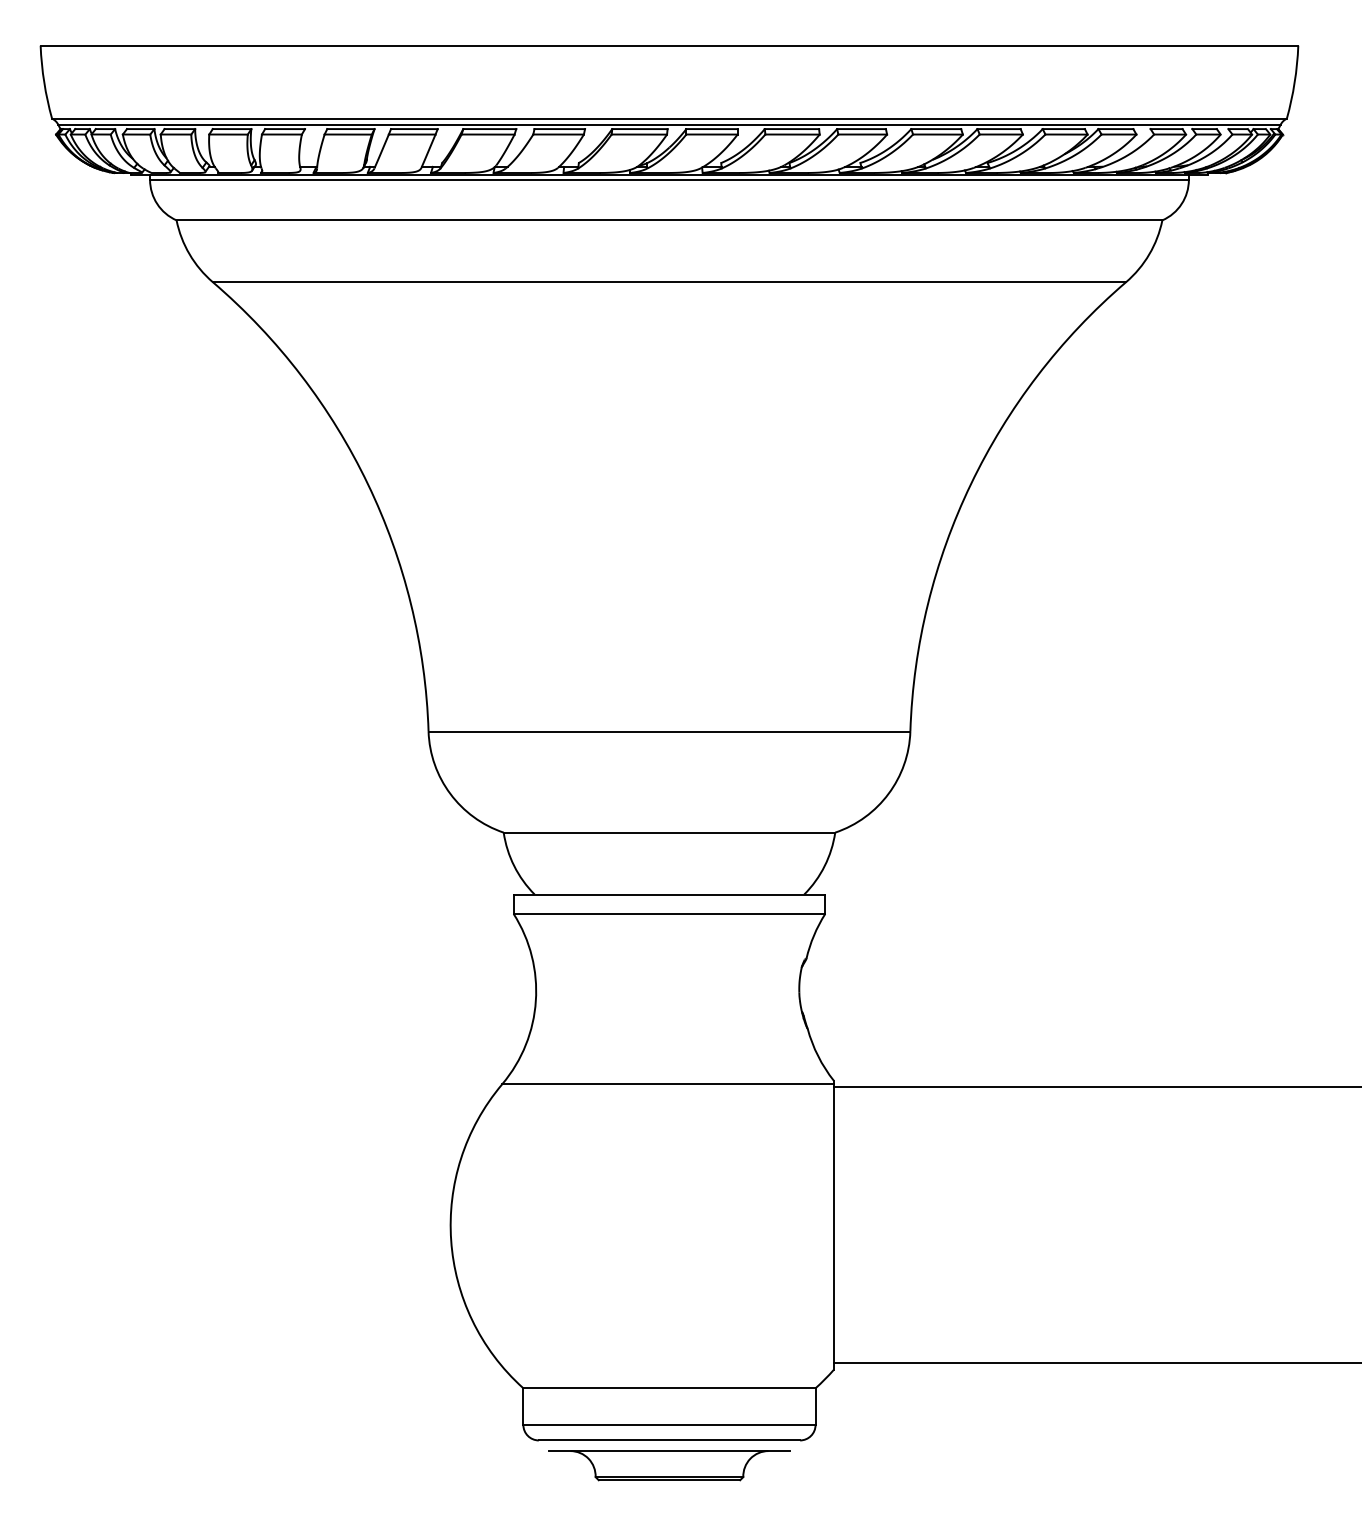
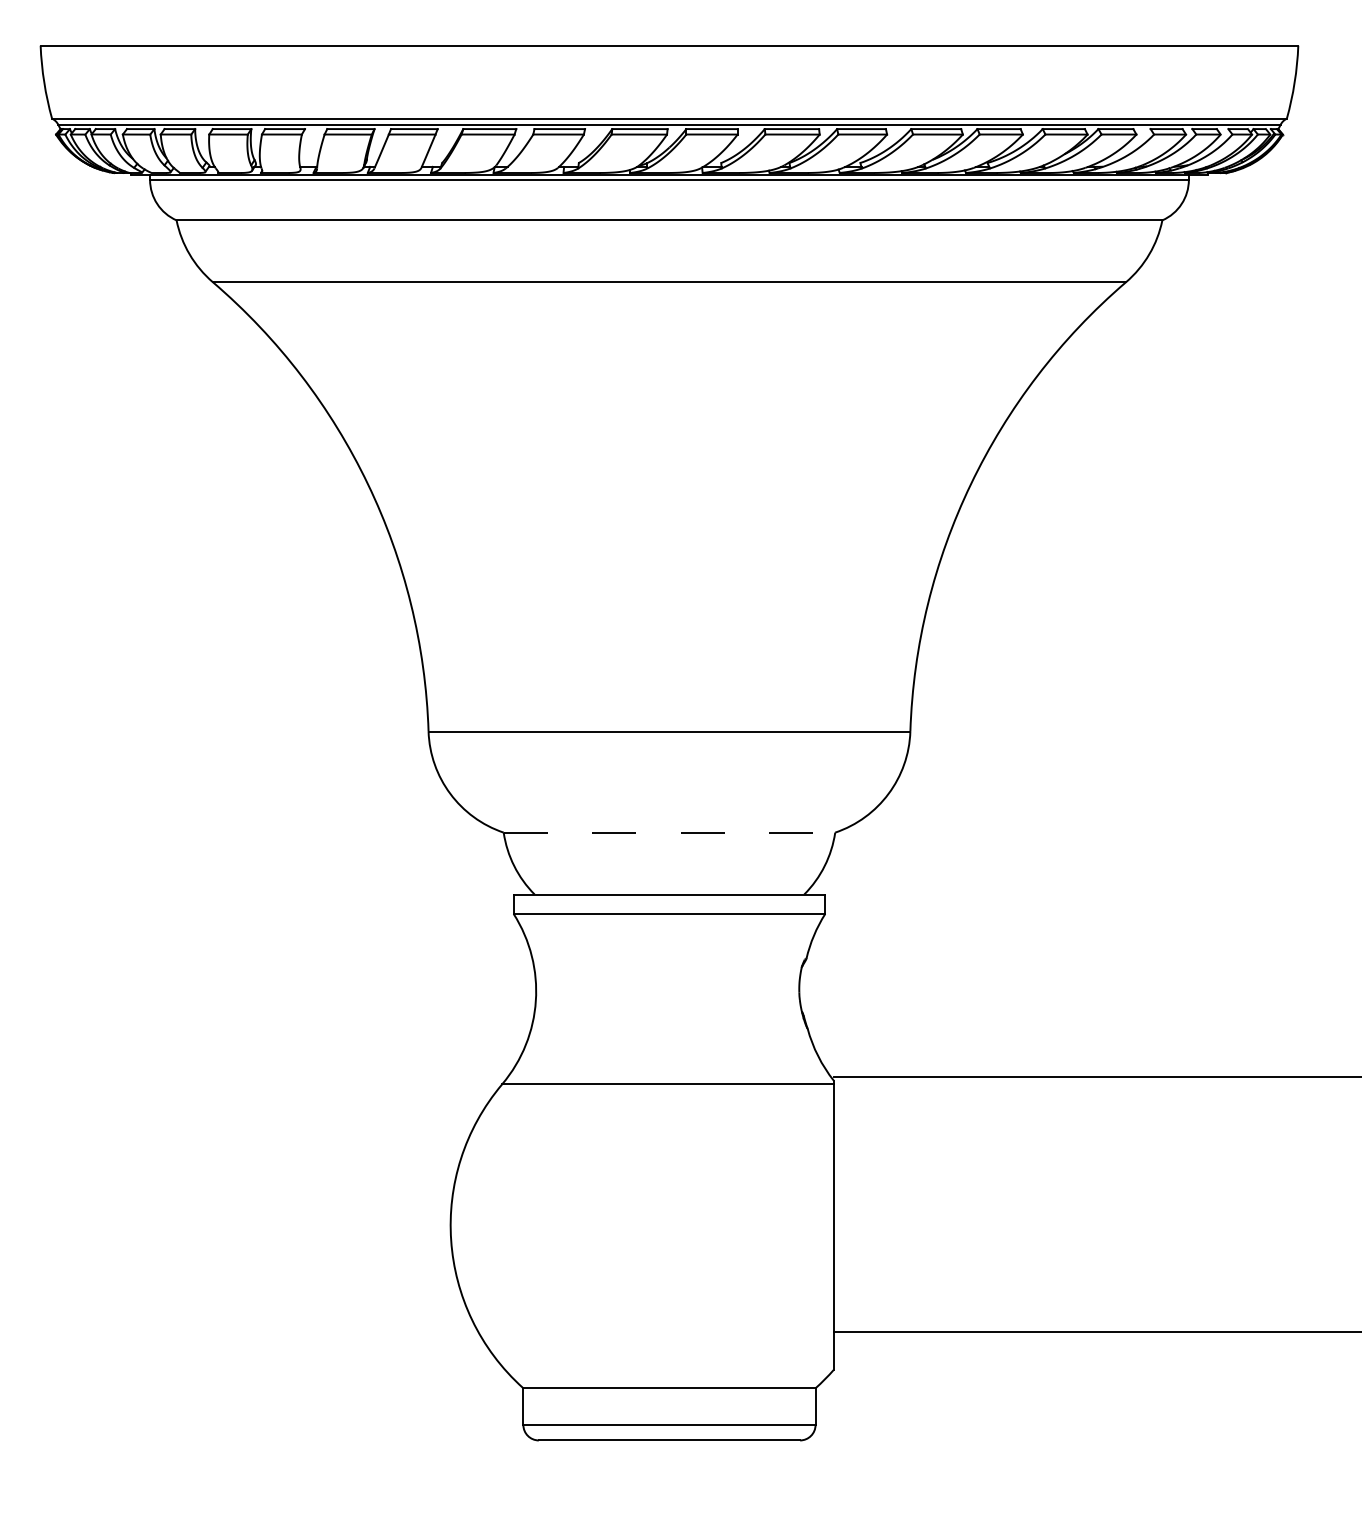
line: solid -> dashed (669, 832)
line position: (1095, 1087) -> (1095, 1077) (1095, 1077)
line position: (1095, 1363) -> (1095, 1332) (1095, 1332)
part: present -> none (669, 1465)
